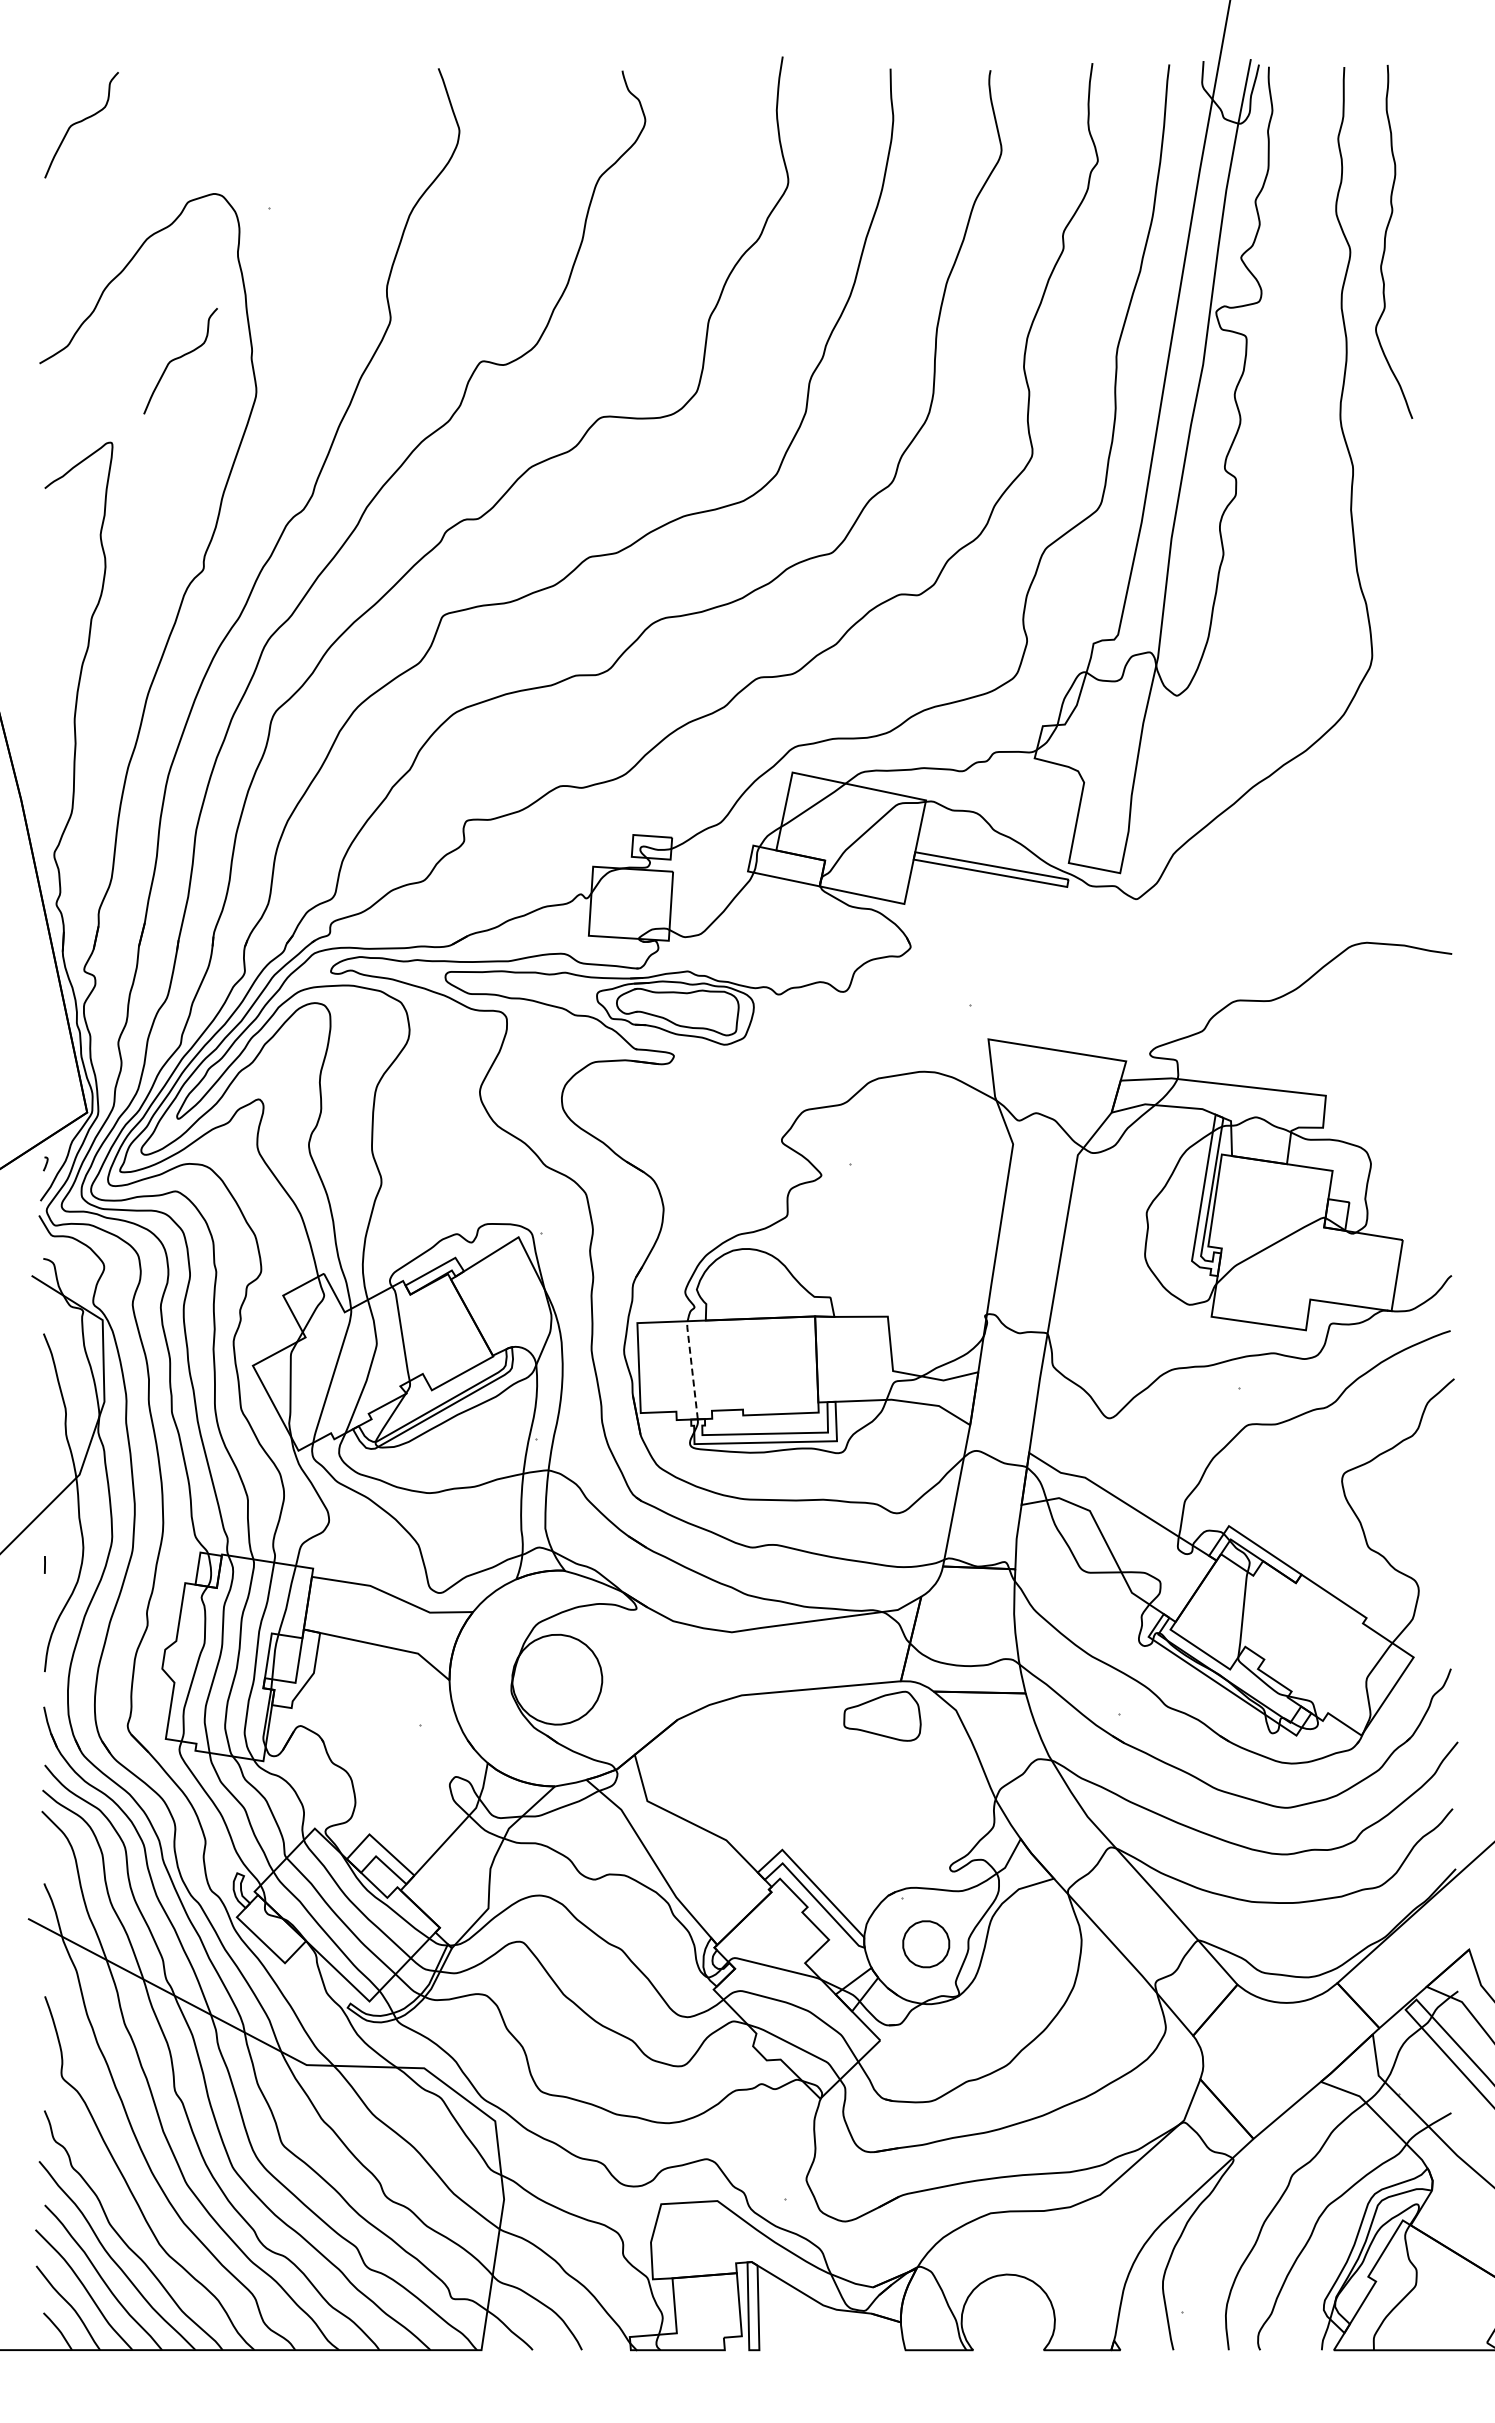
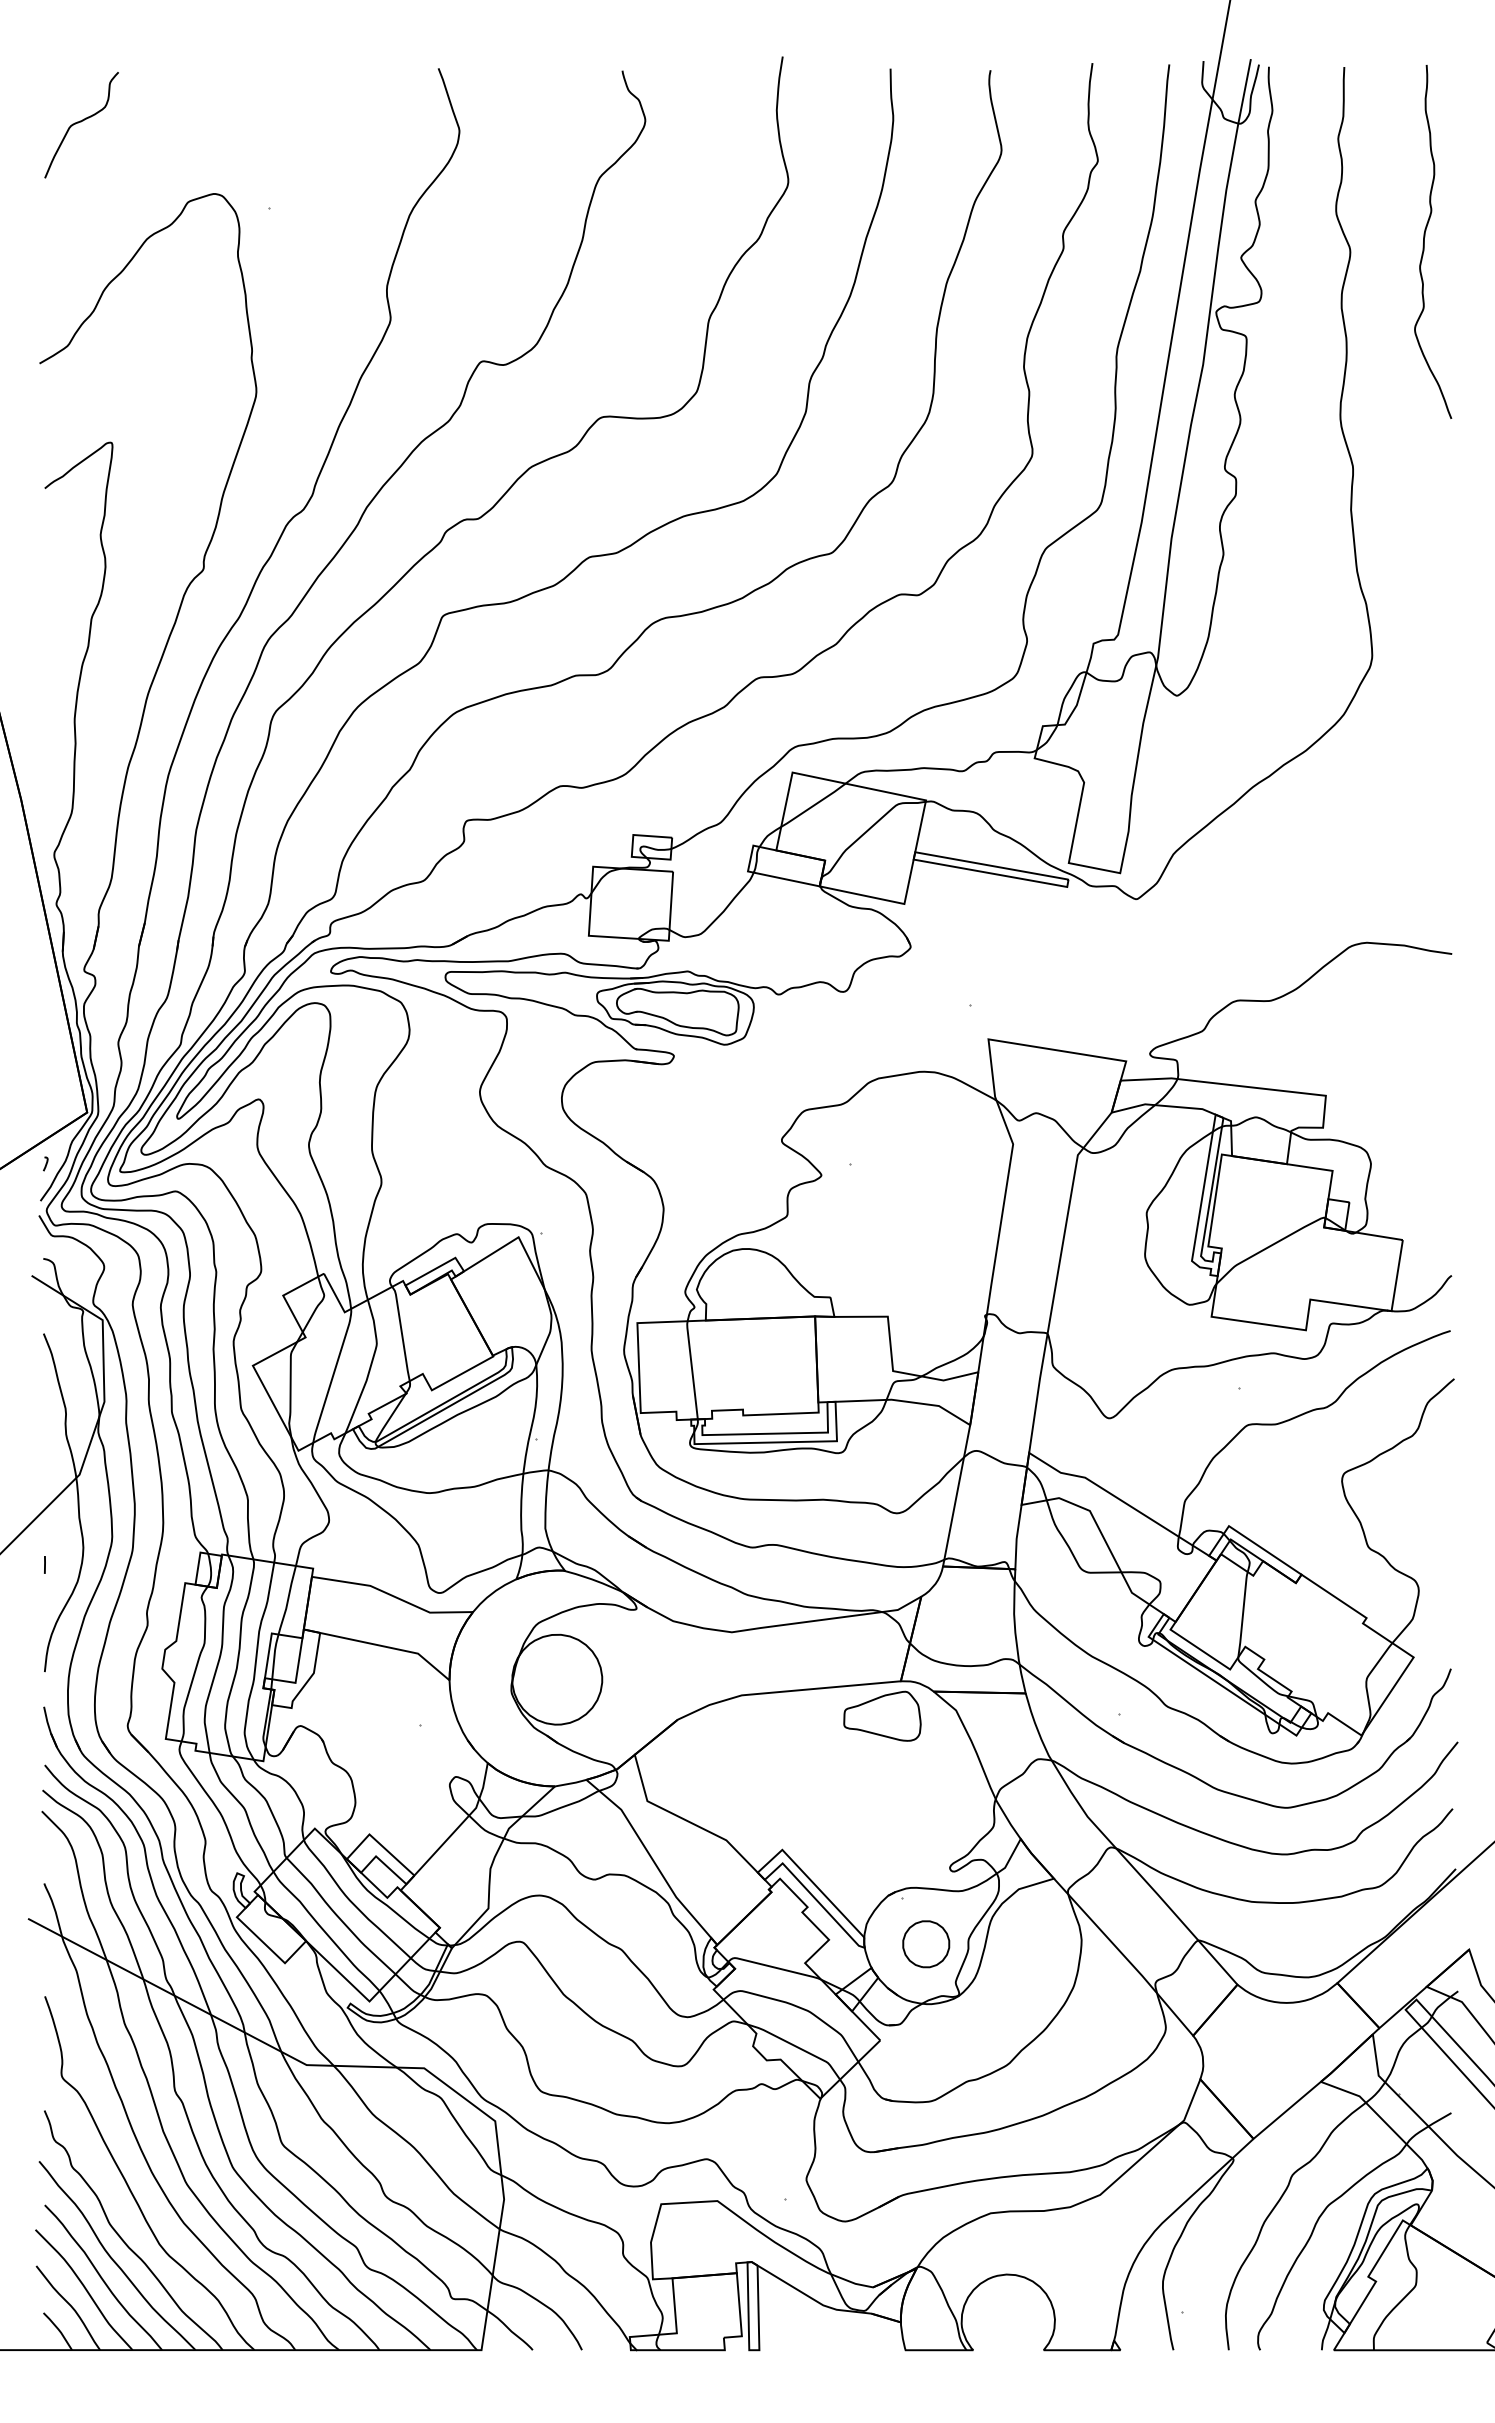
curve position: (1386, 237) -> (1425, 237) (1425, 237)
curve: present -> none (180, 358)
line: dashed -> solid (692, 1368)
